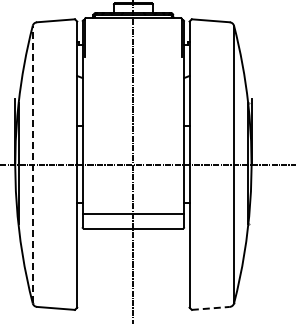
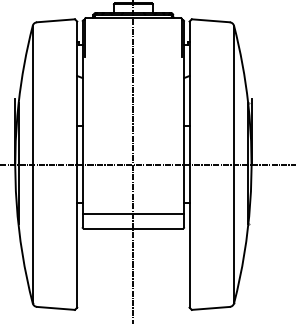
line: dashed -> solid (32, 164)
line: dashed -> solid (211, 308)
